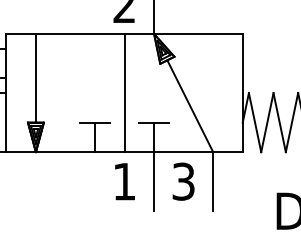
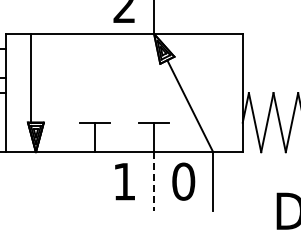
line position: (35, 78) -> (30, 78) (30, 78)
line: present -> none (124, 93)
line: solid -> dashed (154, 181)
text: 3 -> 0 (183, 181)
